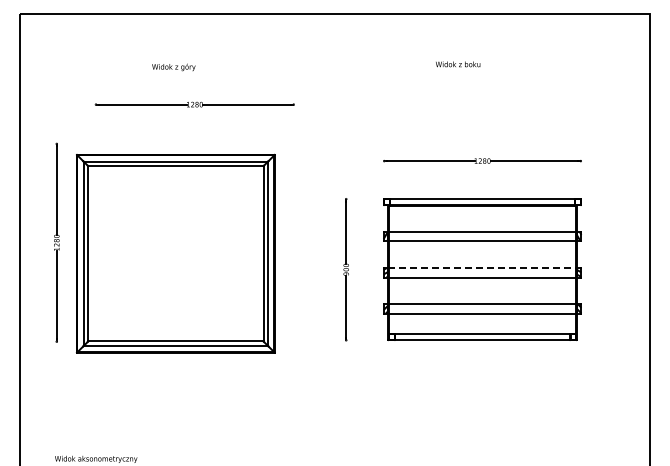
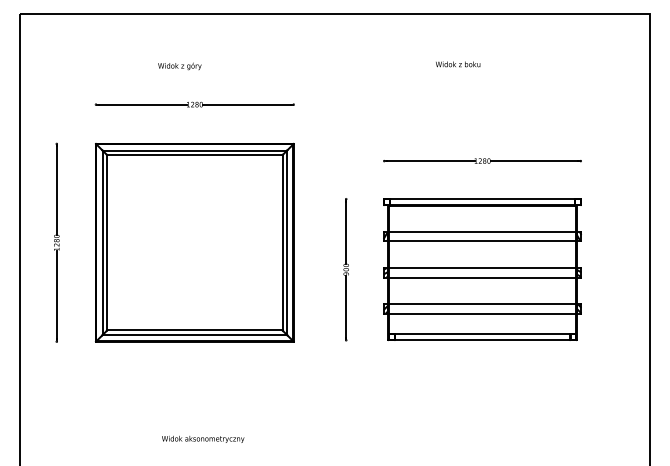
text position: (173, 67) -> (179, 66) (179, 66)
part position: (175, 253) -> (194, 242) (194, 242)
line: dashed -> solid (483, 268)
text position: (96, 458) -> (203, 438) (203, 438)
